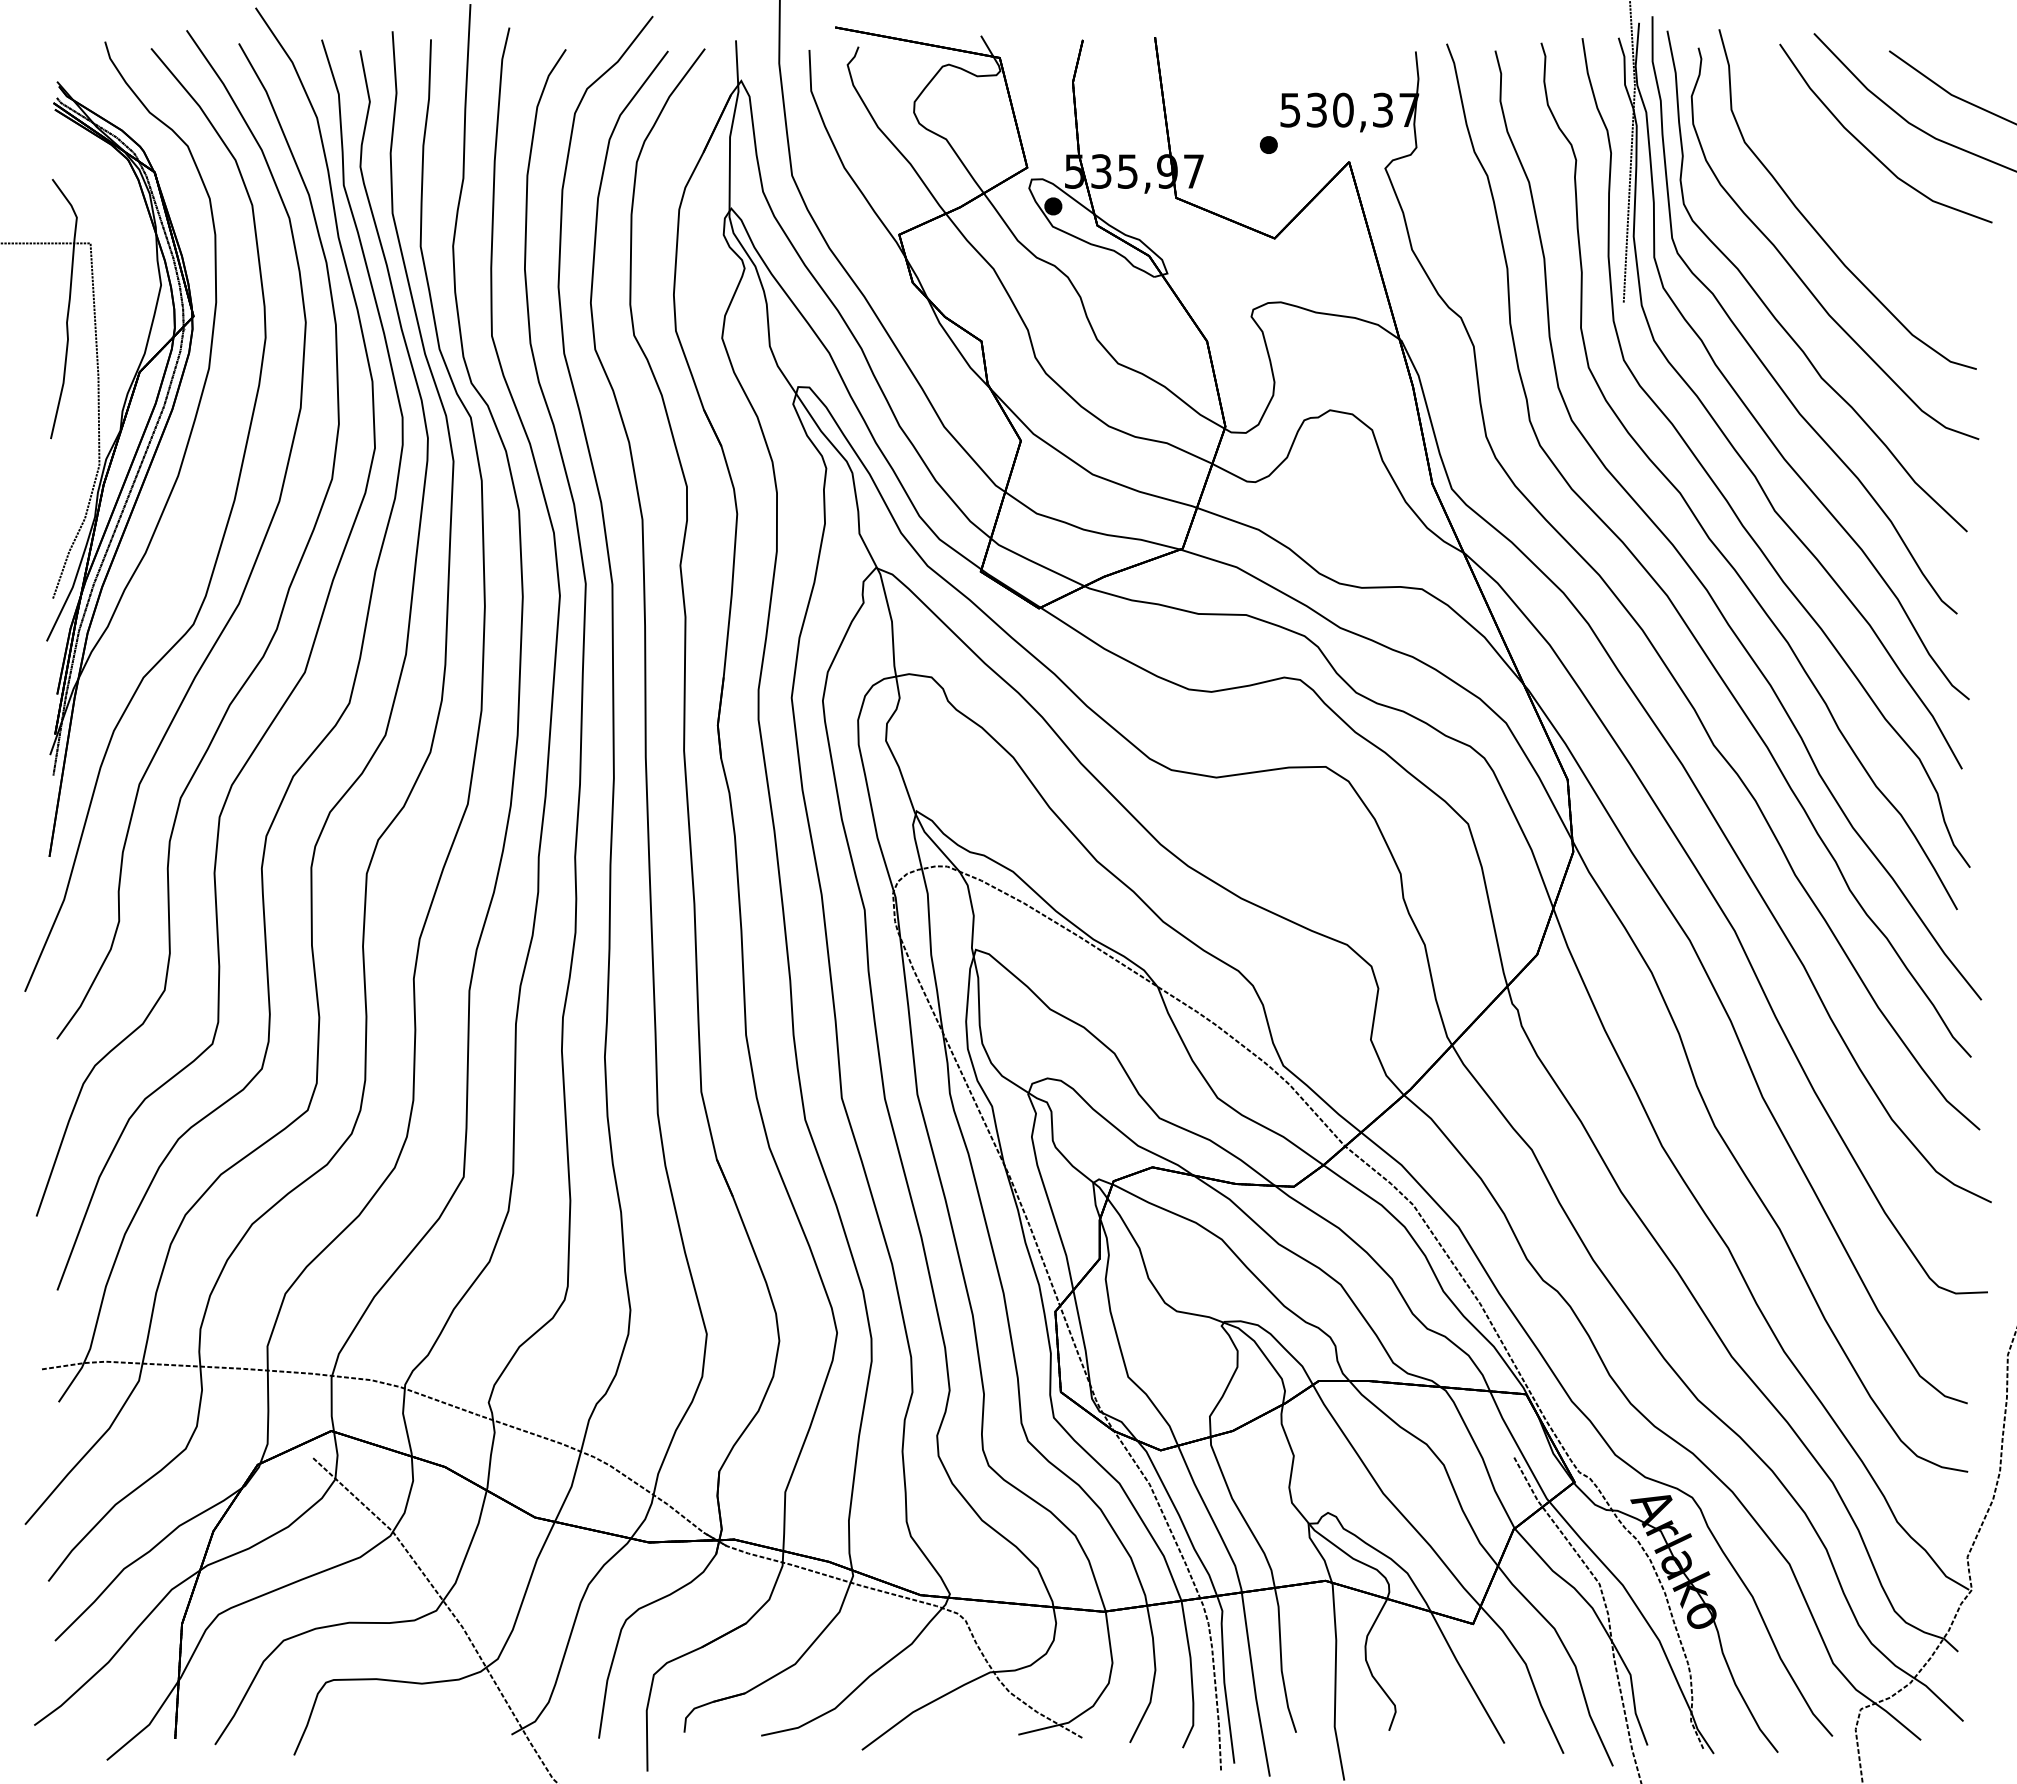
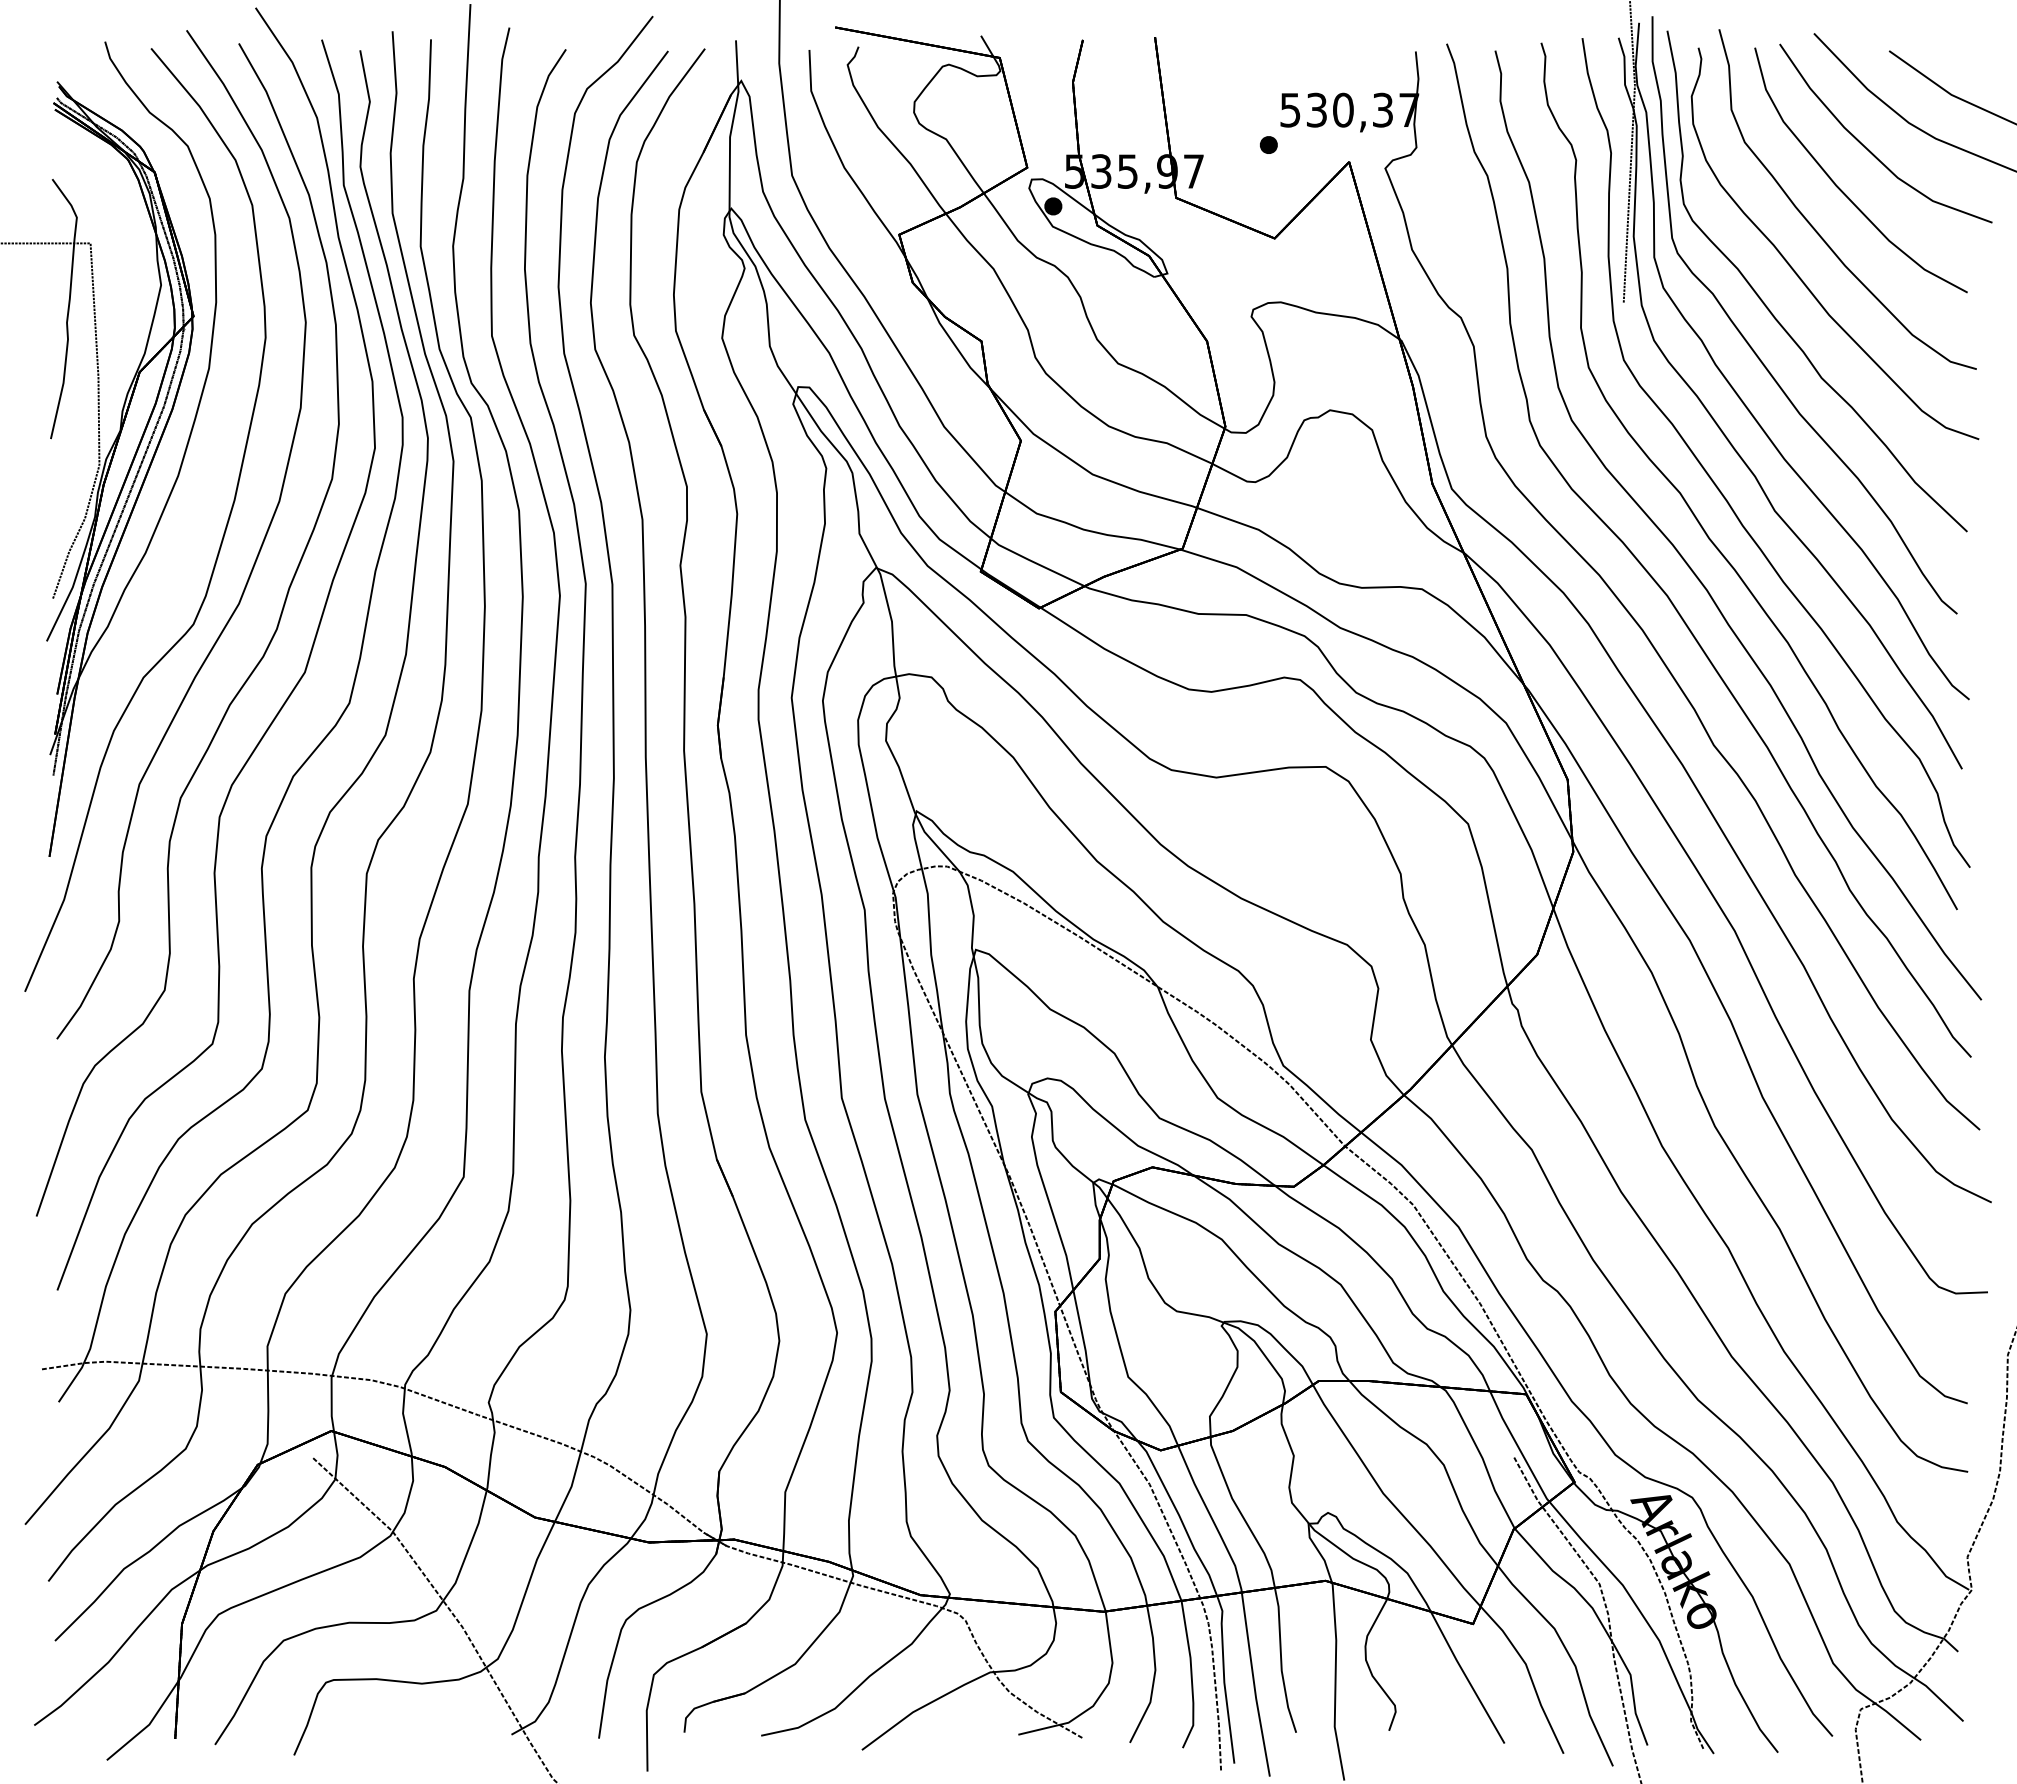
curve: none -> present (1841, 189)
